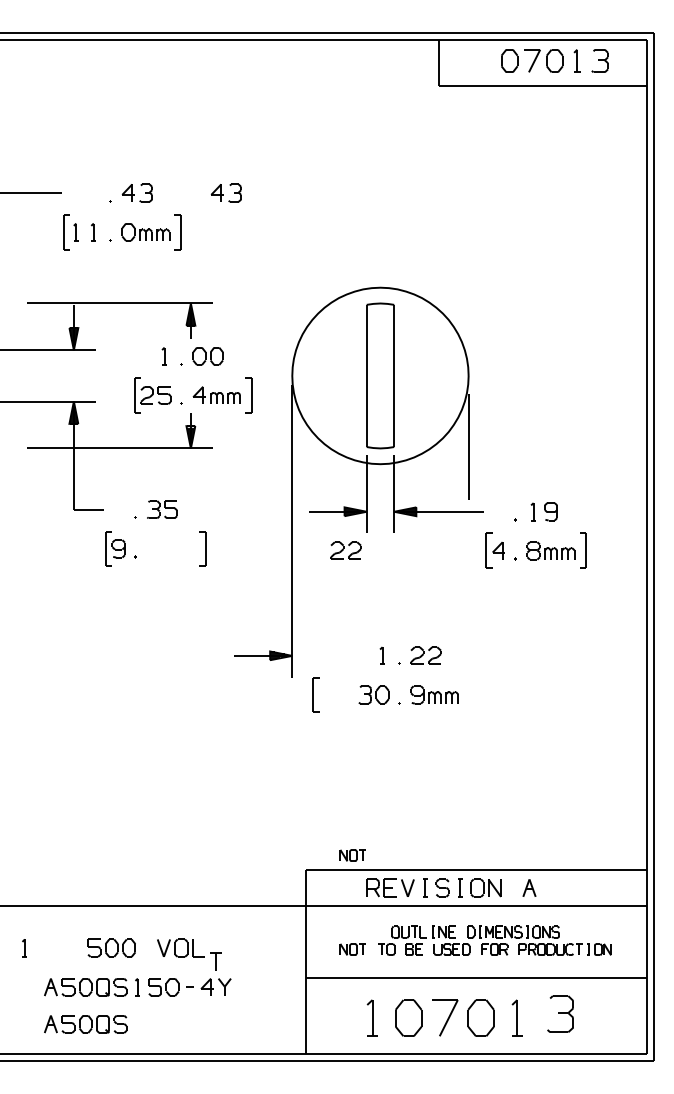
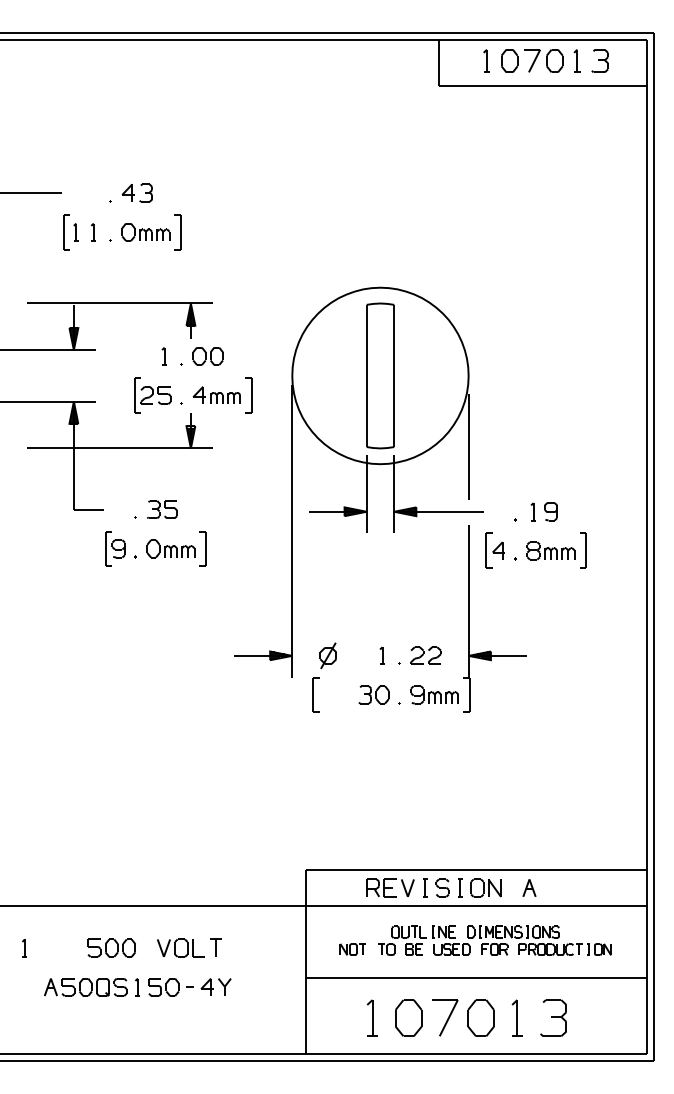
part: none -> present (486, 60)
part: present -> none (225, 192)
part: none -> present (170, 548)
part: present -> none (345, 550)
part: none -> present (469, 618)
part: none -> present (327, 655)
part: present -> none (352, 855)
part position: (215, 961) -> (215, 947) (215, 947)
part position: (560, 1013) -> (553, 1017) (553, 1017)
part: present -> none (85, 1024)
